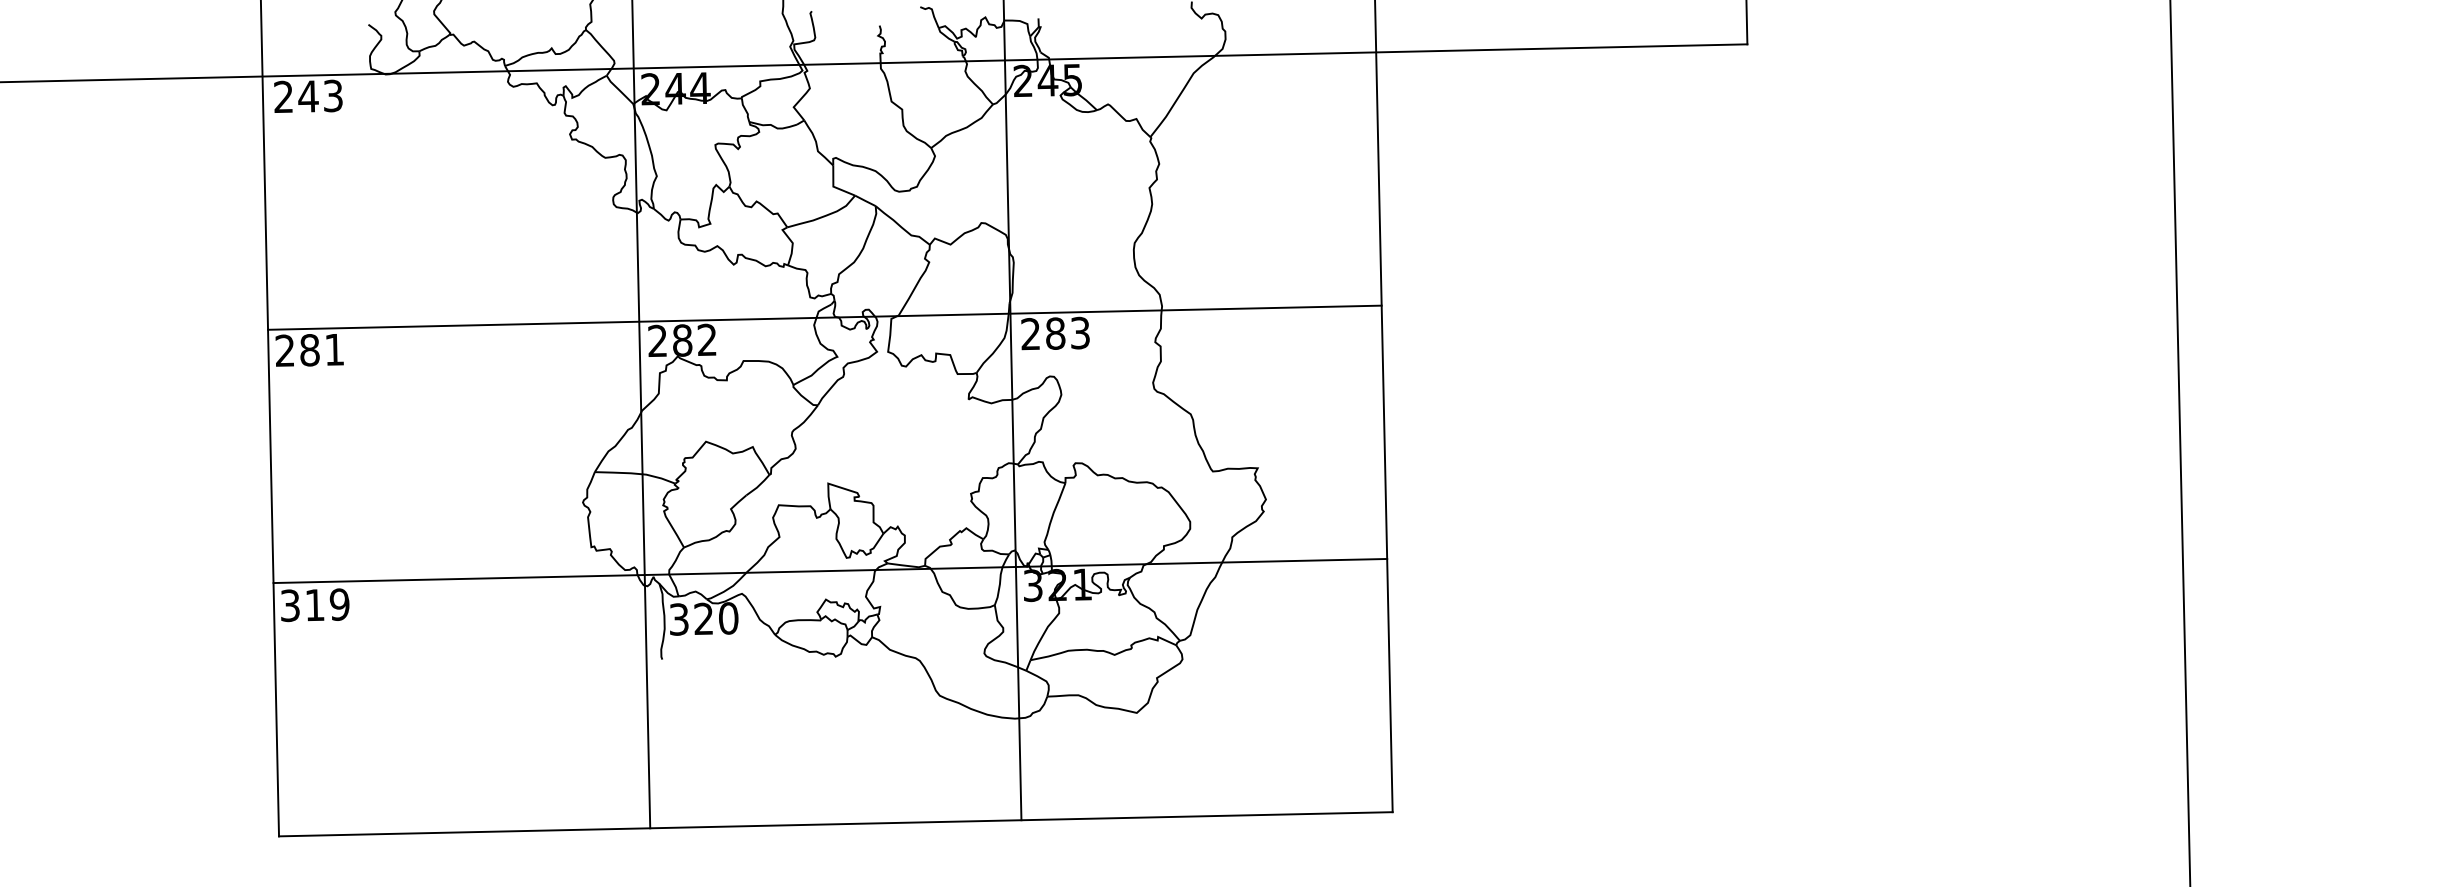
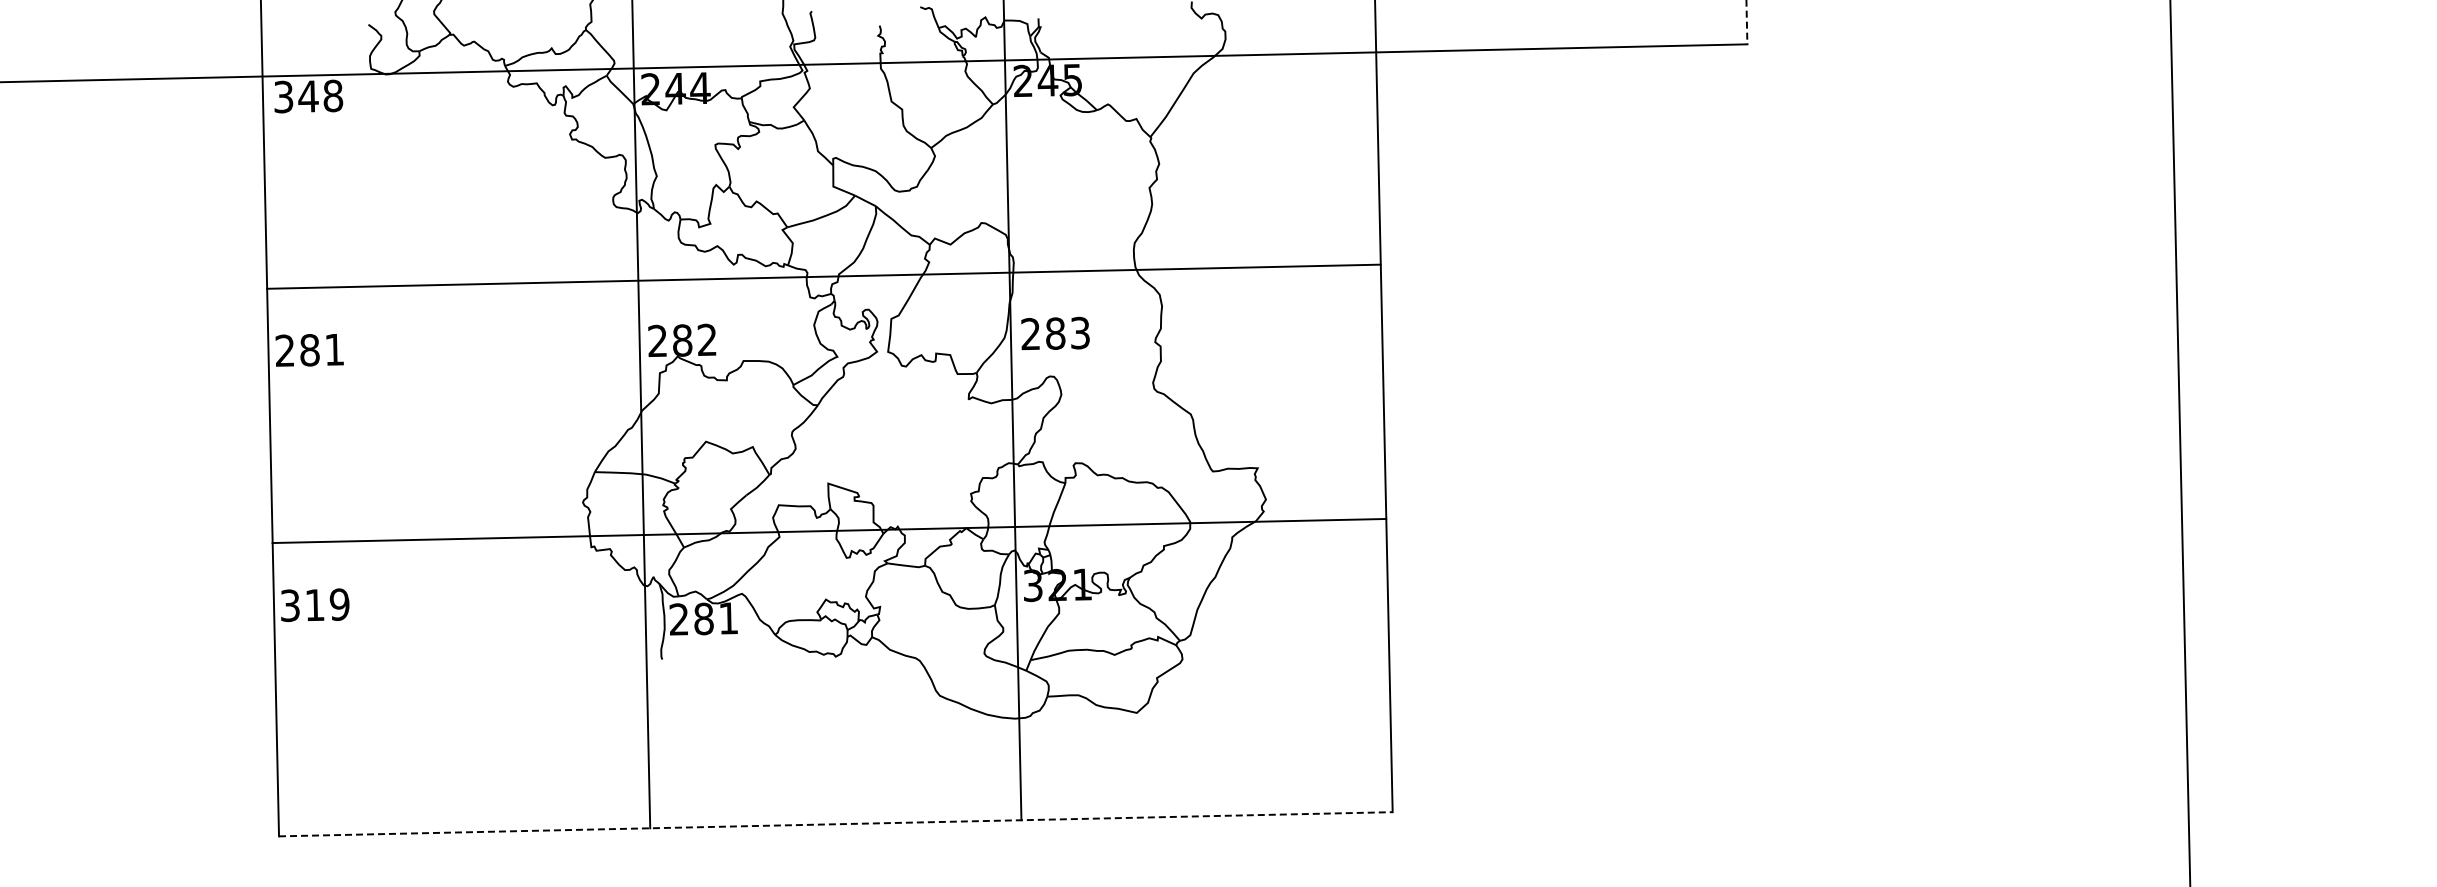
line: solid -> dashed (1746, 22)
text: 243 -> 348 (308, 96)
line position: (824, 317) -> (823, 276) (823, 276)
line position: (830, 570) -> (829, 530) (829, 530)
text: 320 -> 281 (703, 618)
line: solid -> dashed (835, 824)
